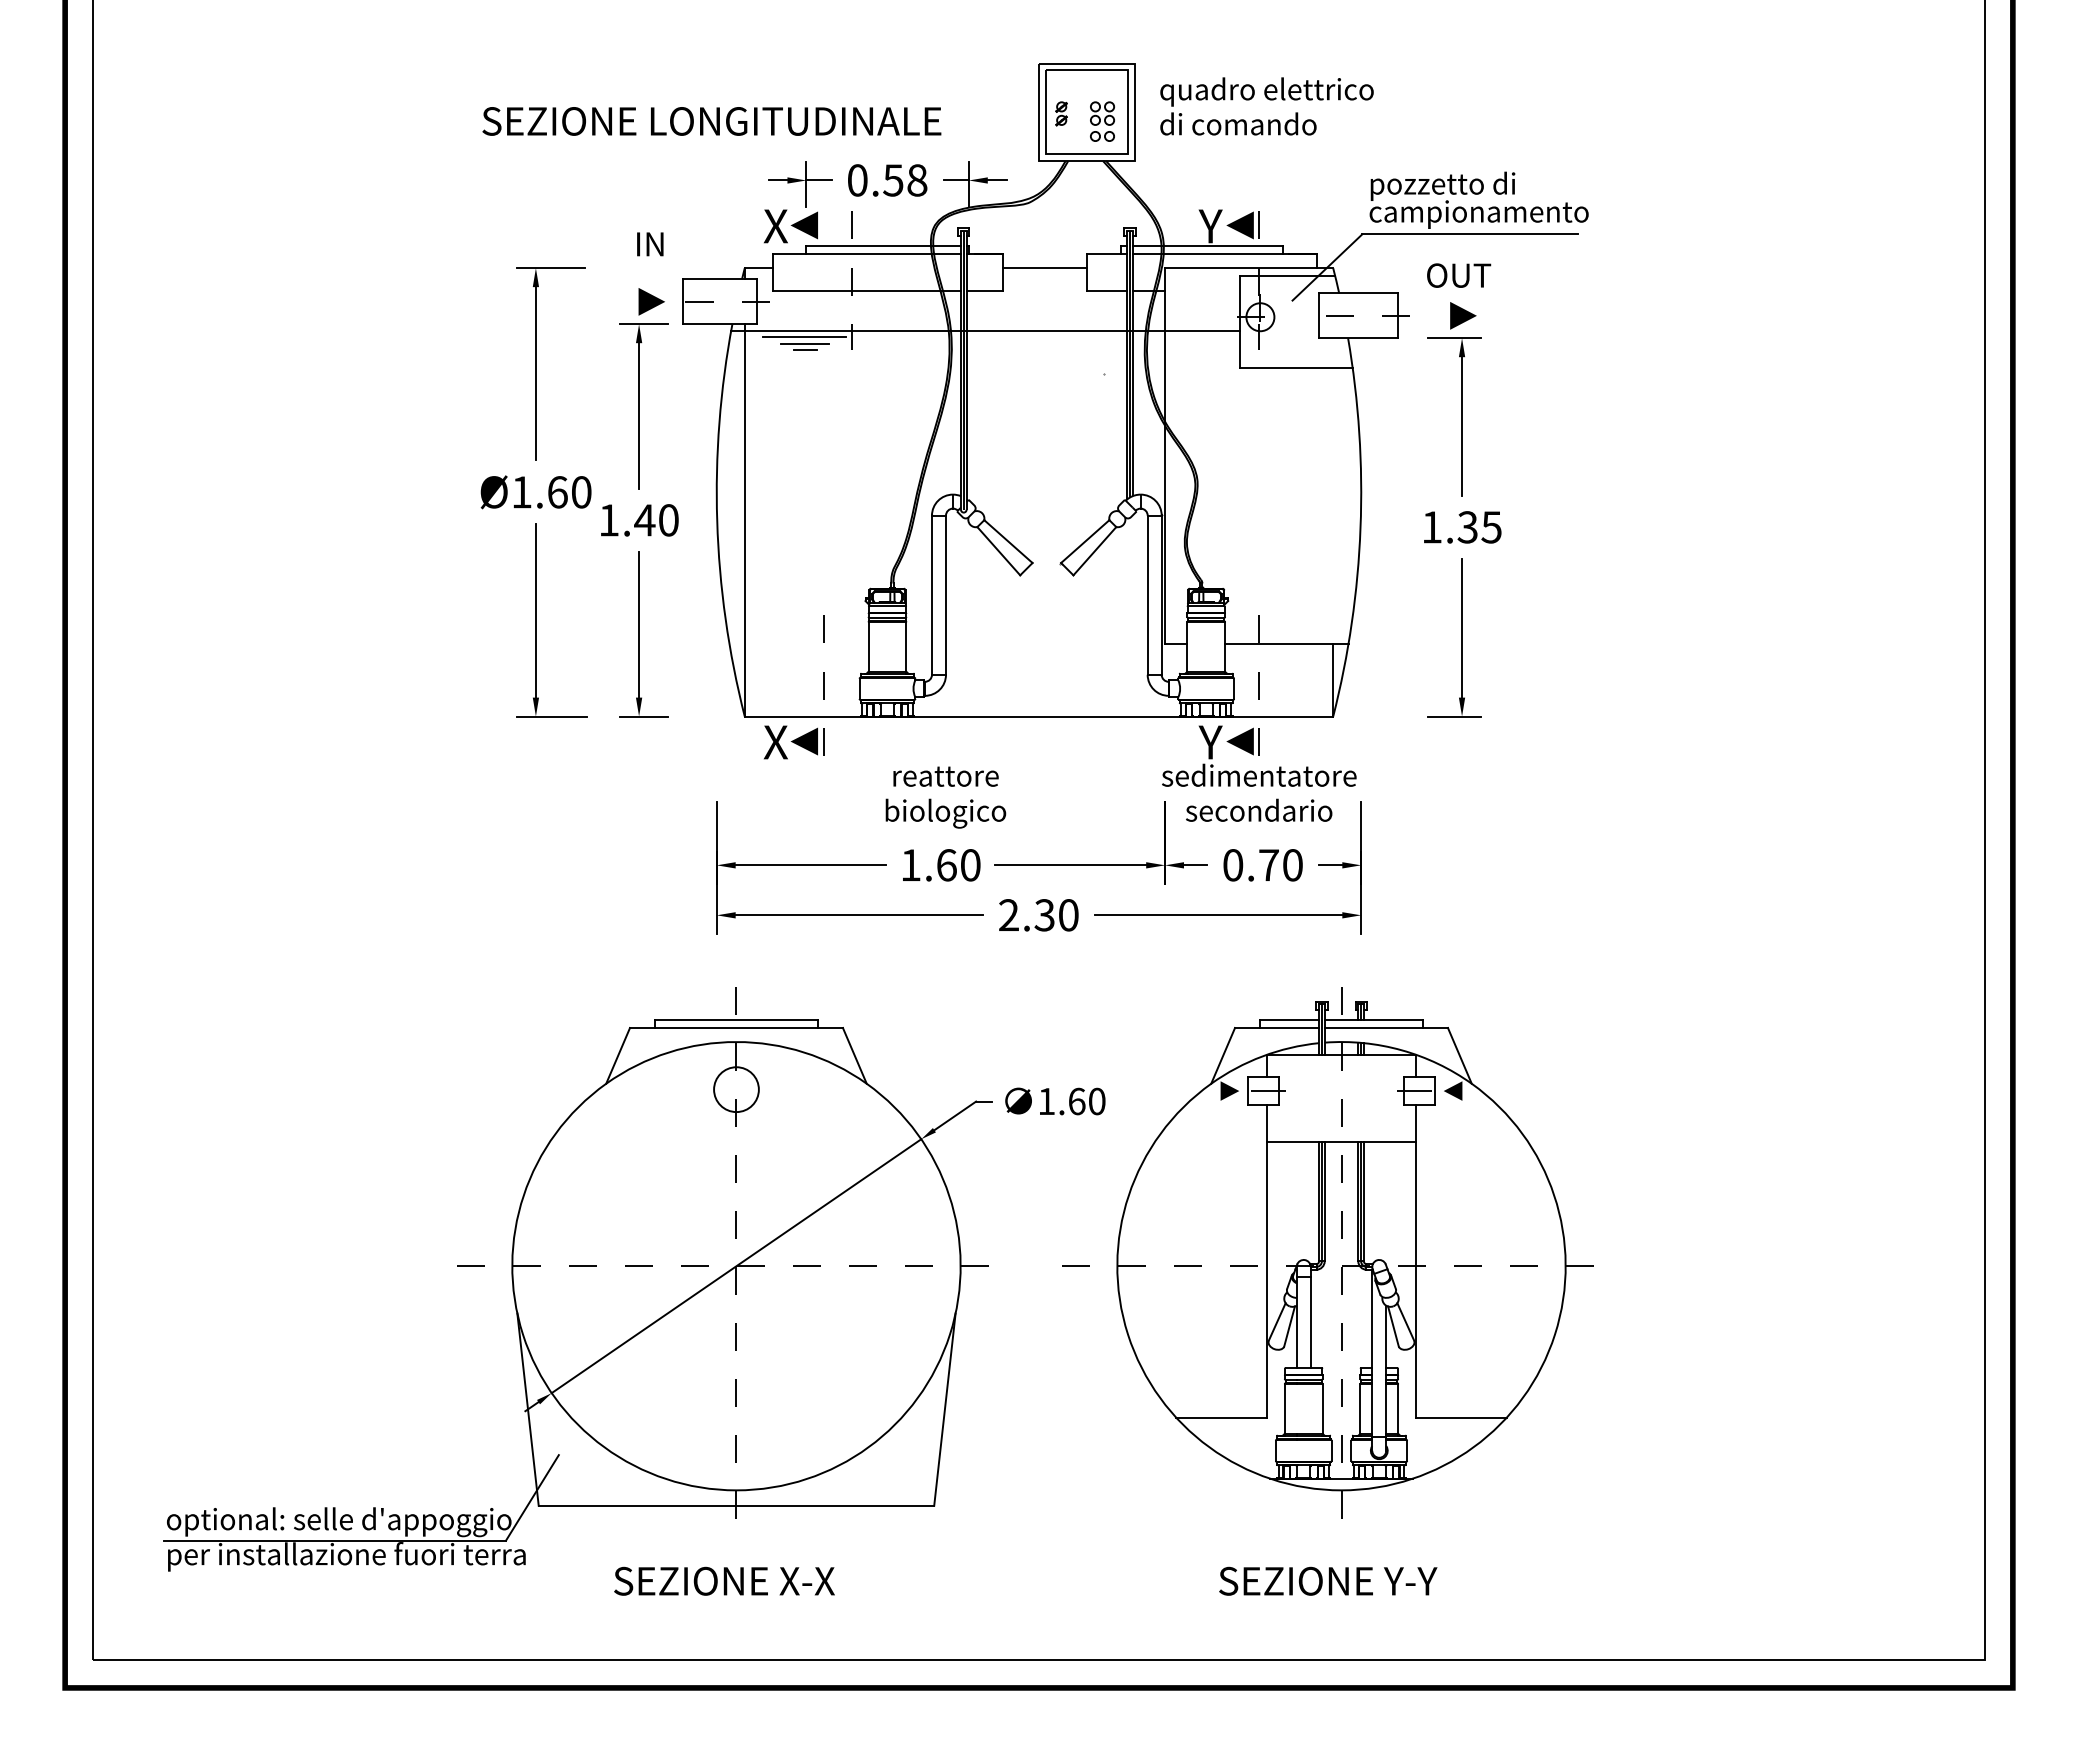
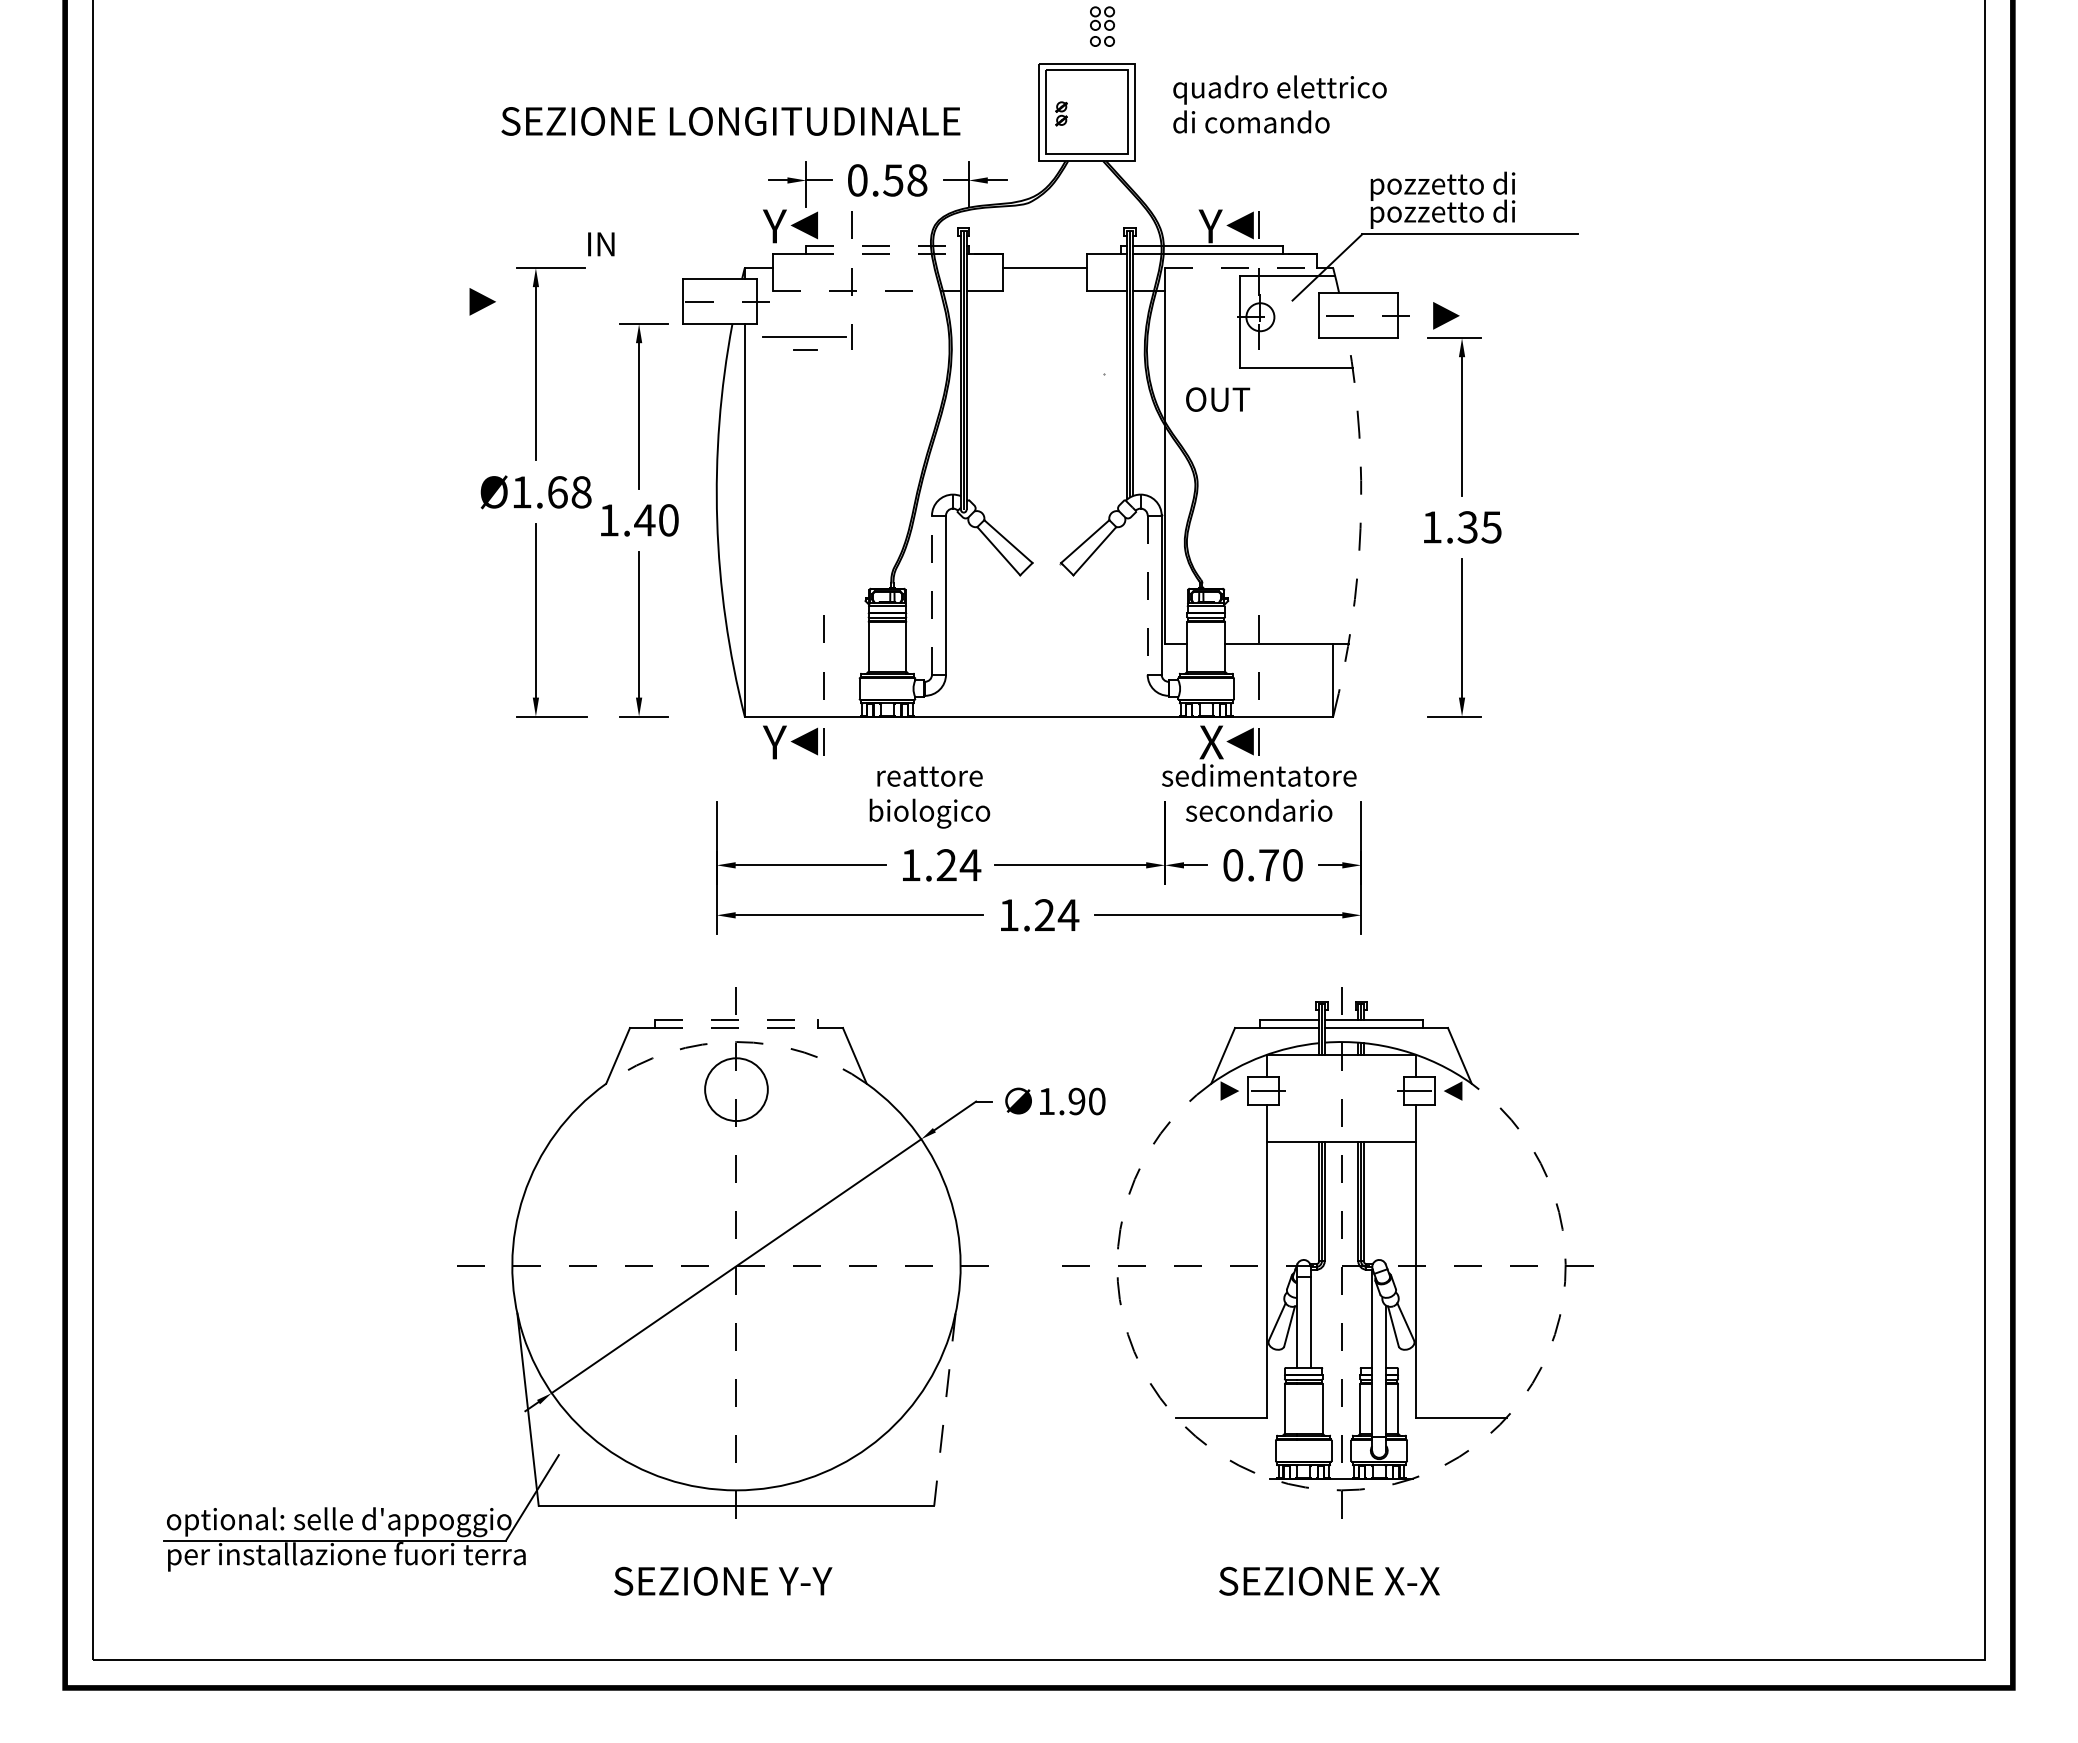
text position: (1266, 106) -> (1279, 104) (1279, 104)
text position: (711, 121) -> (730, 121) (730, 121)
part position: (1102, 121) -> (1102, 26) (1102, 26)
text: campionamento -> pozzetto di (1478, 213)
text: X -> Y (775, 226)
text position: (650, 244) -> (601, 244) (601, 244)
line: solid -> dashed (884, 245)
line: solid -> dashed (884, 254)
line: solid -> dashed (1241, 268)
text position: (1459, 275) -> (1218, 399) (1218, 399)
line: solid -> dashed (867, 291)
line position: (651, 301) -> (482, 301) (482, 301)
line position: (1463, 315) -> (1446, 315) (1446, 315)
line: present -> none (985, 331)
line: present -> none (804, 343)
text: Ø1.60 -> Ø1.68 (581, 492)
arc: solid -> dashed (1360, 528)
line: solid -> dashed (931, 595)
line: solid -> dashed (1147, 595)
text: X -> Y (775, 742)
text: Y -> X (1210, 742)
text position: (945, 797) -> (929, 797) (929, 797)
text: 1.60 -> 1.24 (958, 865)
text: 2.30 -> 1.24 (1039, 915)
line: solid -> dashed (736, 1019)
line: solid -> dashed (736, 1028)
arc: solid -> dashed (736, 1042)
circle diameter: 45 px -> 63 px (736, 1089)
text: 1.60 -> 1.90 (1076, 1101)
line: solid -> dashed (944, 1409)
arc: solid -> dashed (1341, 1490)
text: SEZIONE X-X -> SEZIONE Y-Y (806, 1581)
text: SEZIONE Y-Y -> SEZIONE X-X (1411, 1581)
